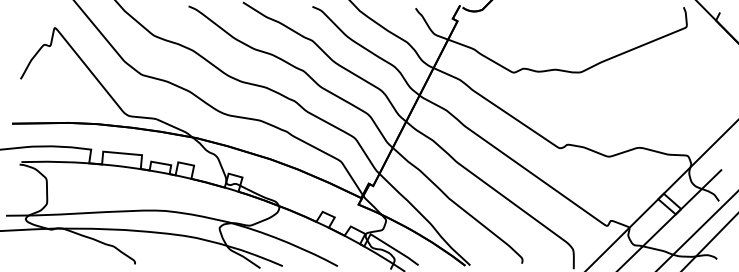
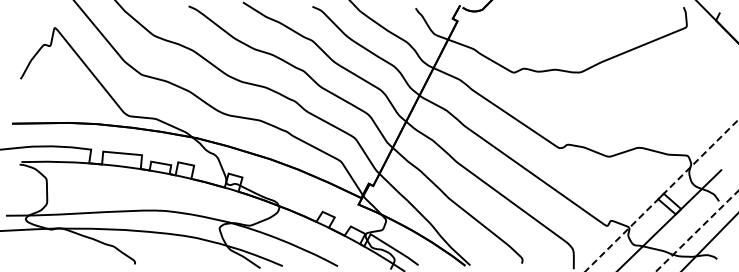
line: solid -> dashed (661, 195)
line: solid -> dashed (697, 230)
